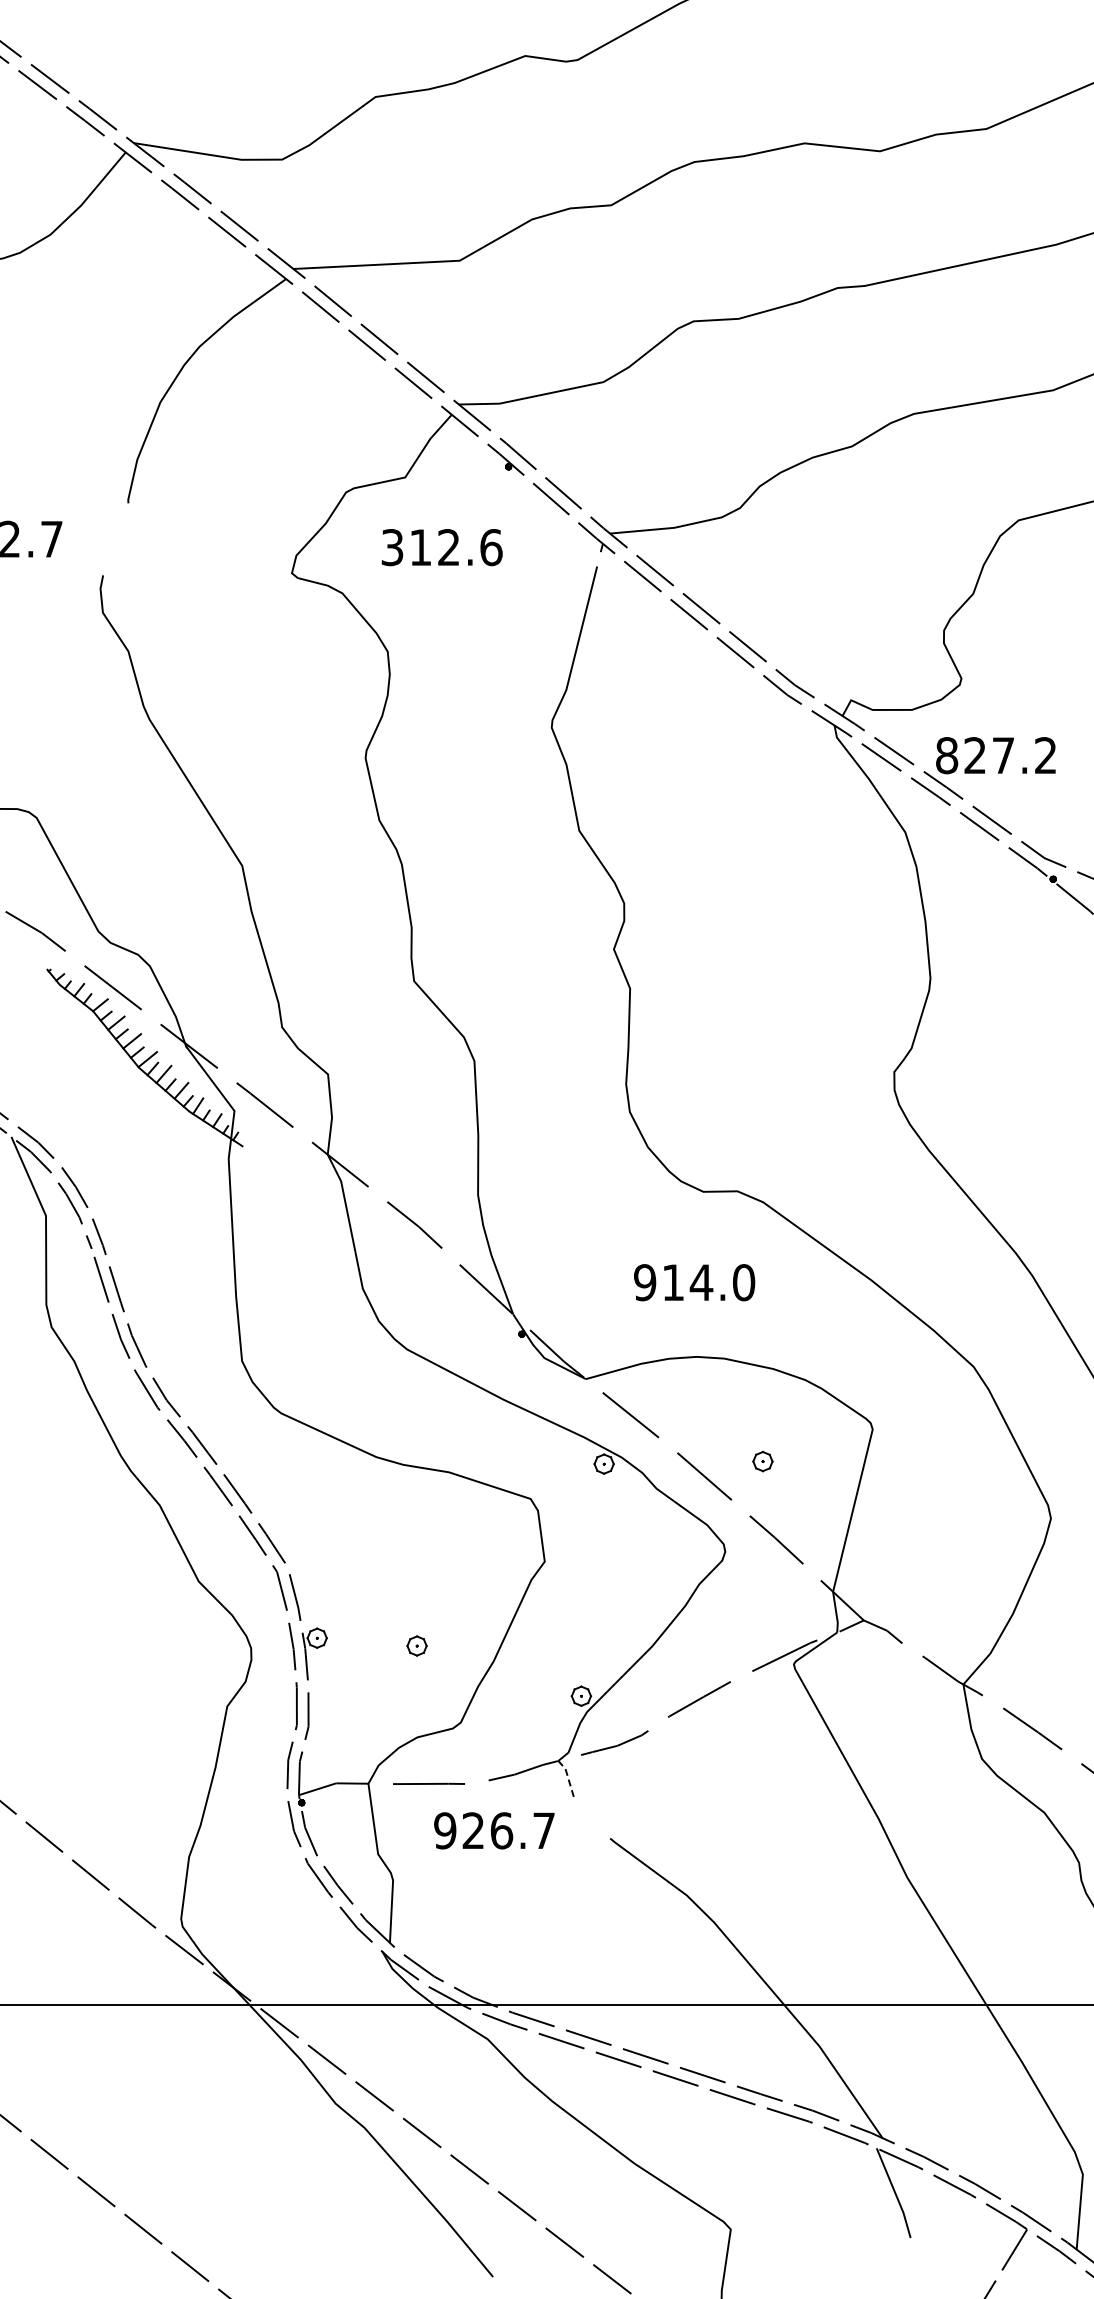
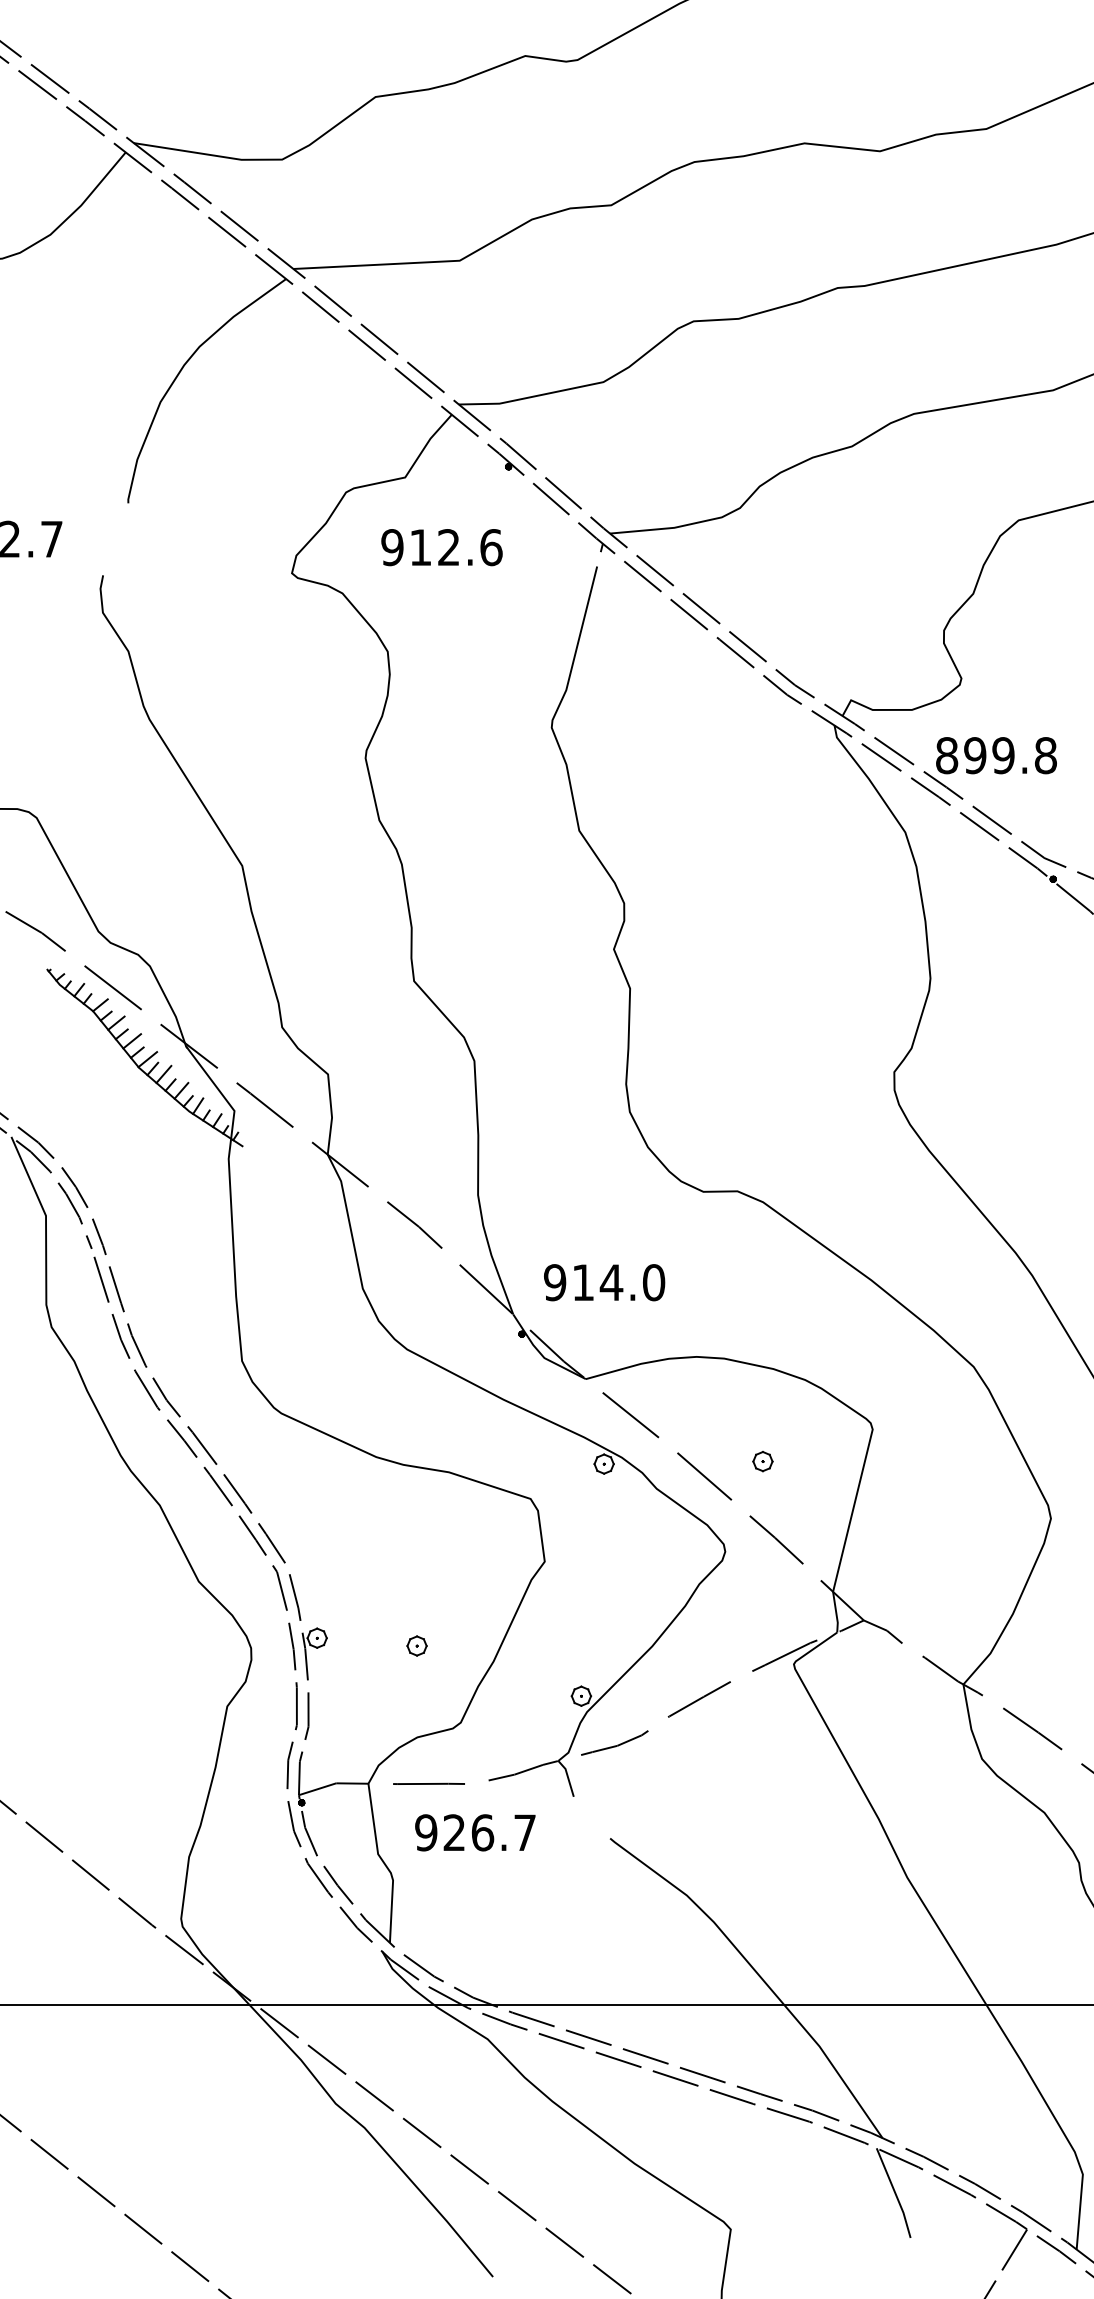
text: 312.6 -> 912.6 (392, 547)
text: 827.2 -> 899.8 (1010, 755)
text position: (694, 1282) -> (604, 1282) (604, 1282)
line: dashed -> solid (568, 1777)
text position: (494, 1830) -> (475, 1832) (475, 1832)
